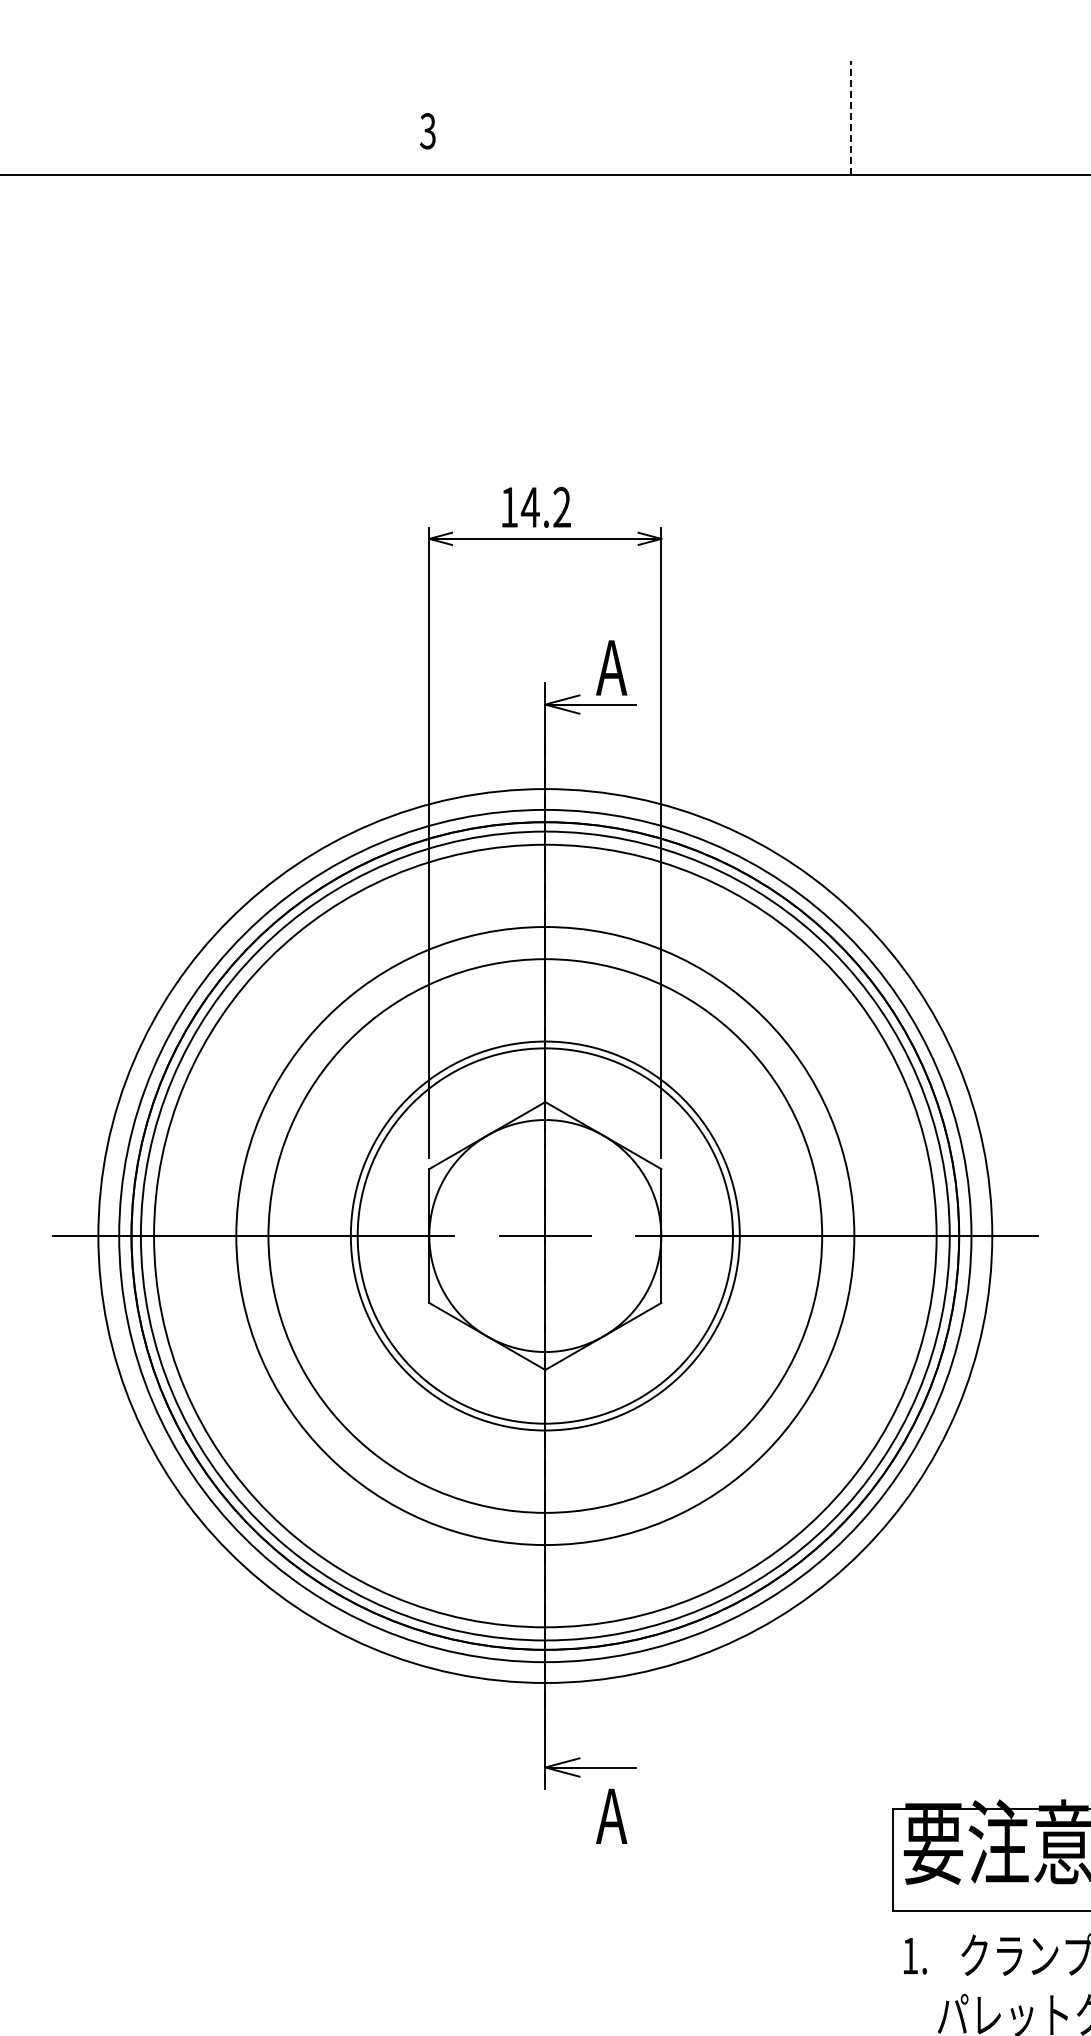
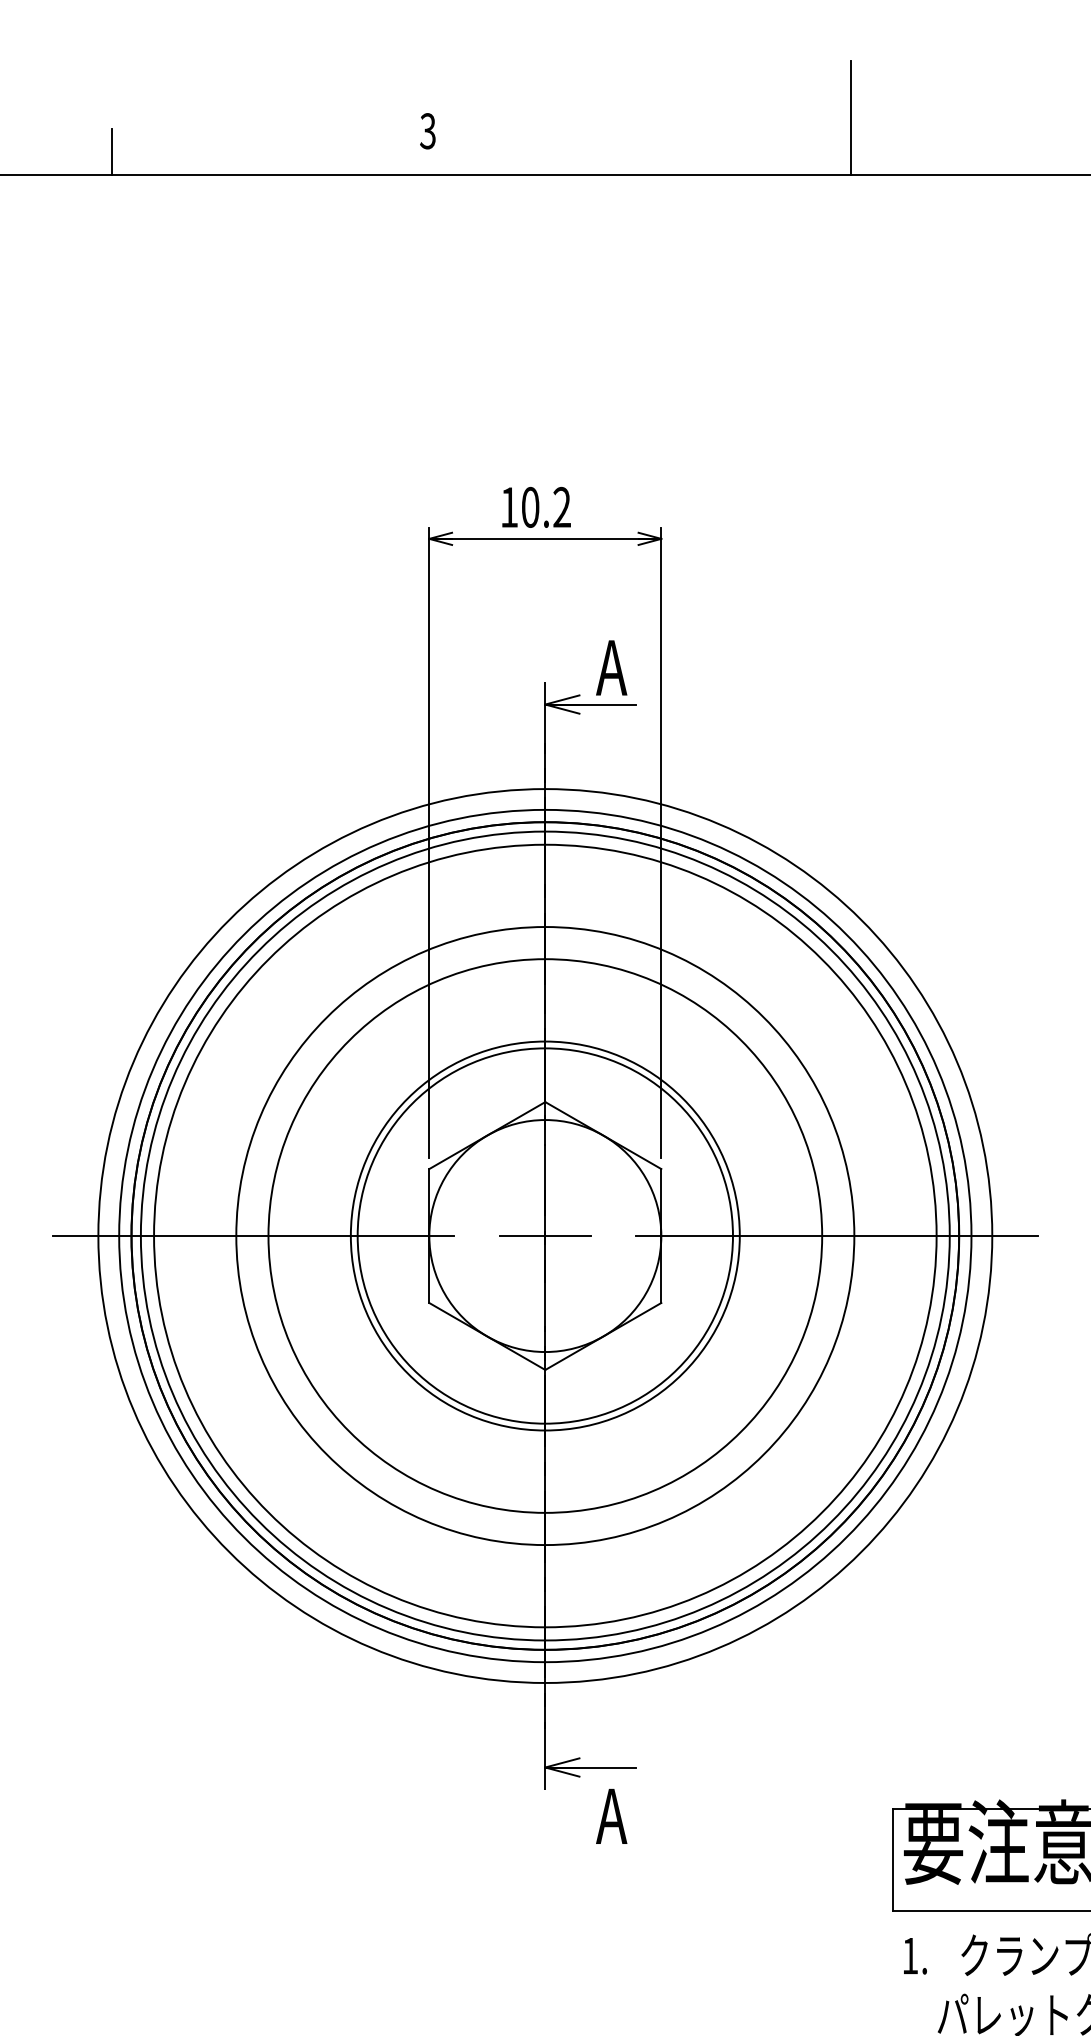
line: dashed -> solid (851, 117)
line: none -> present (111, 151)
text: 14.2 -> 10.2 (529, 506)
